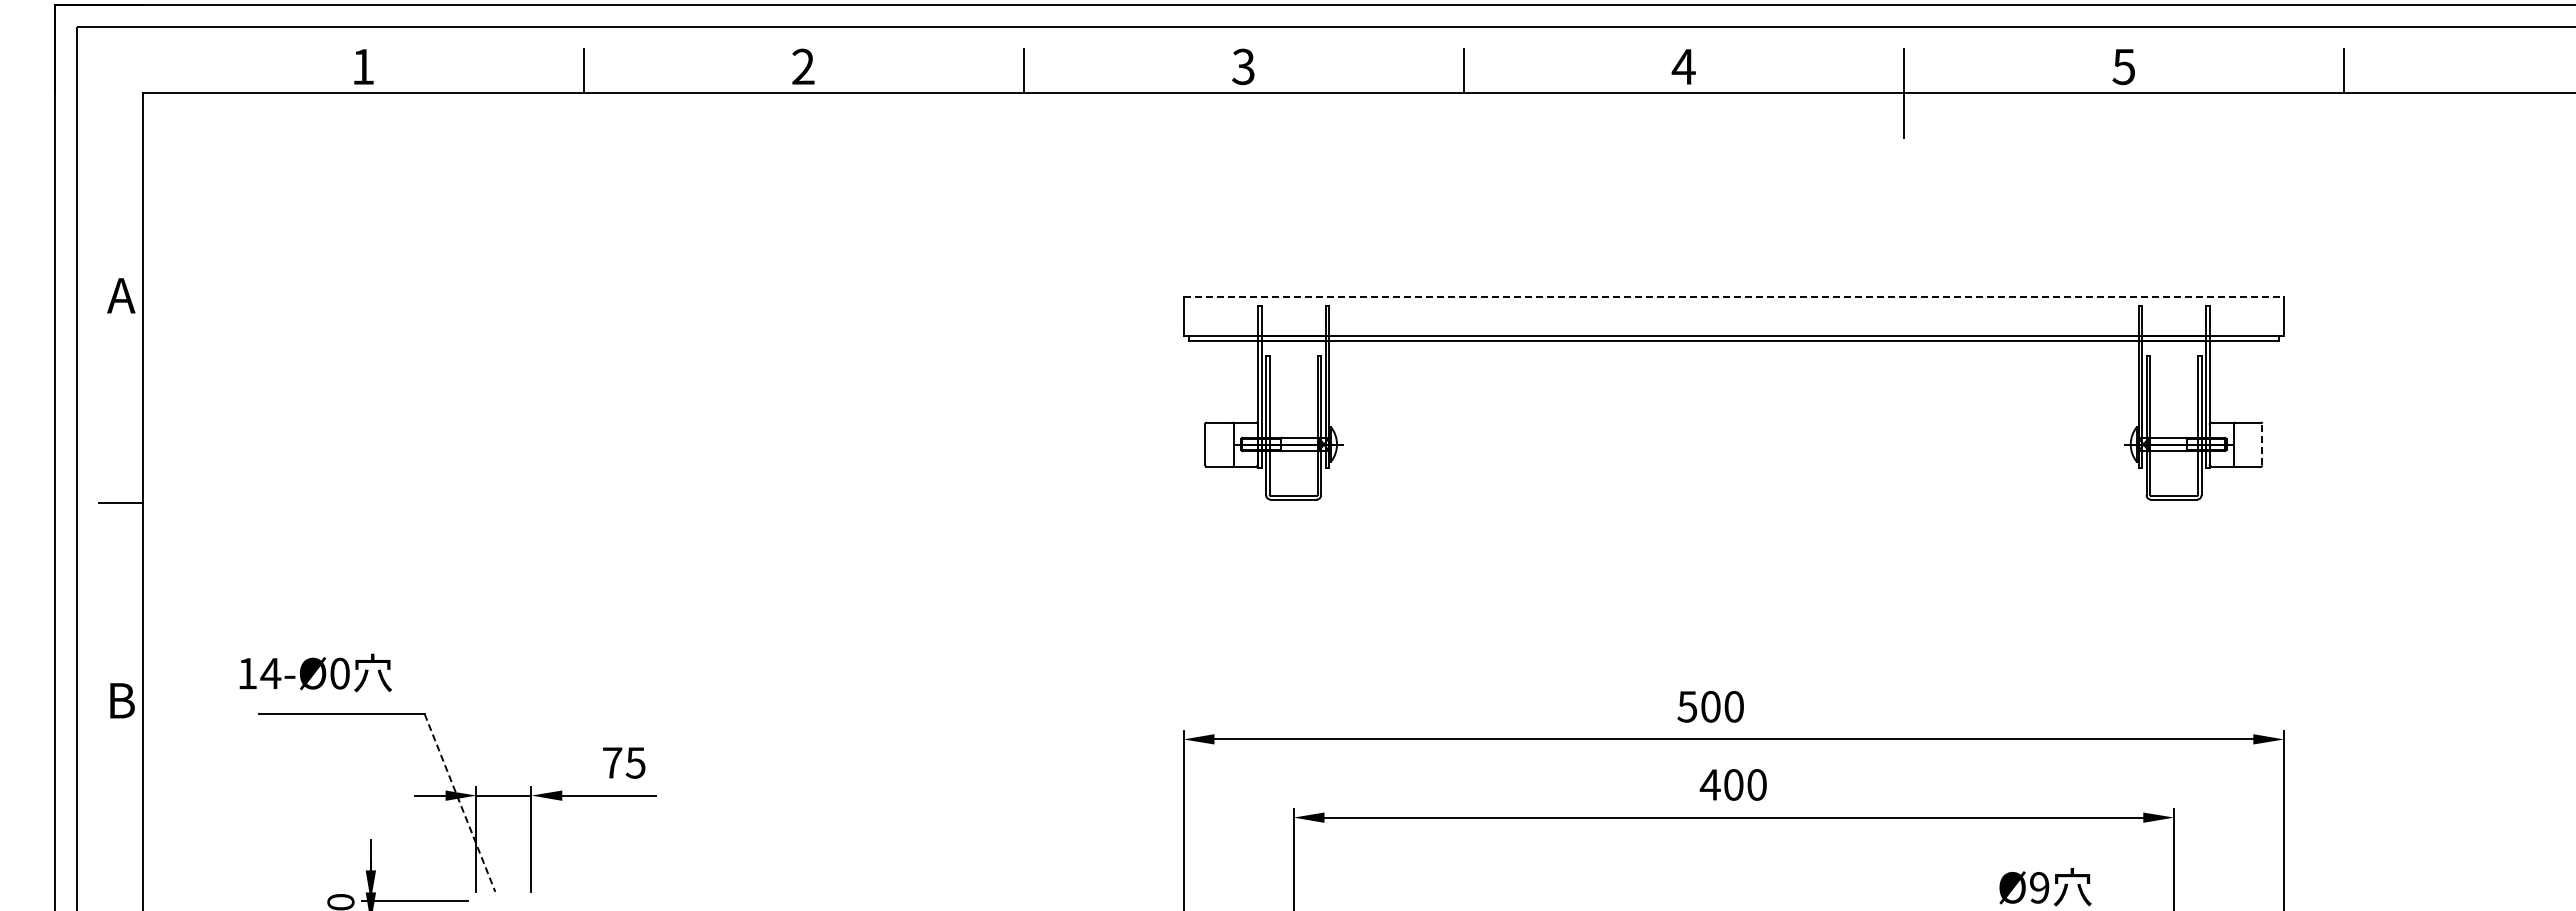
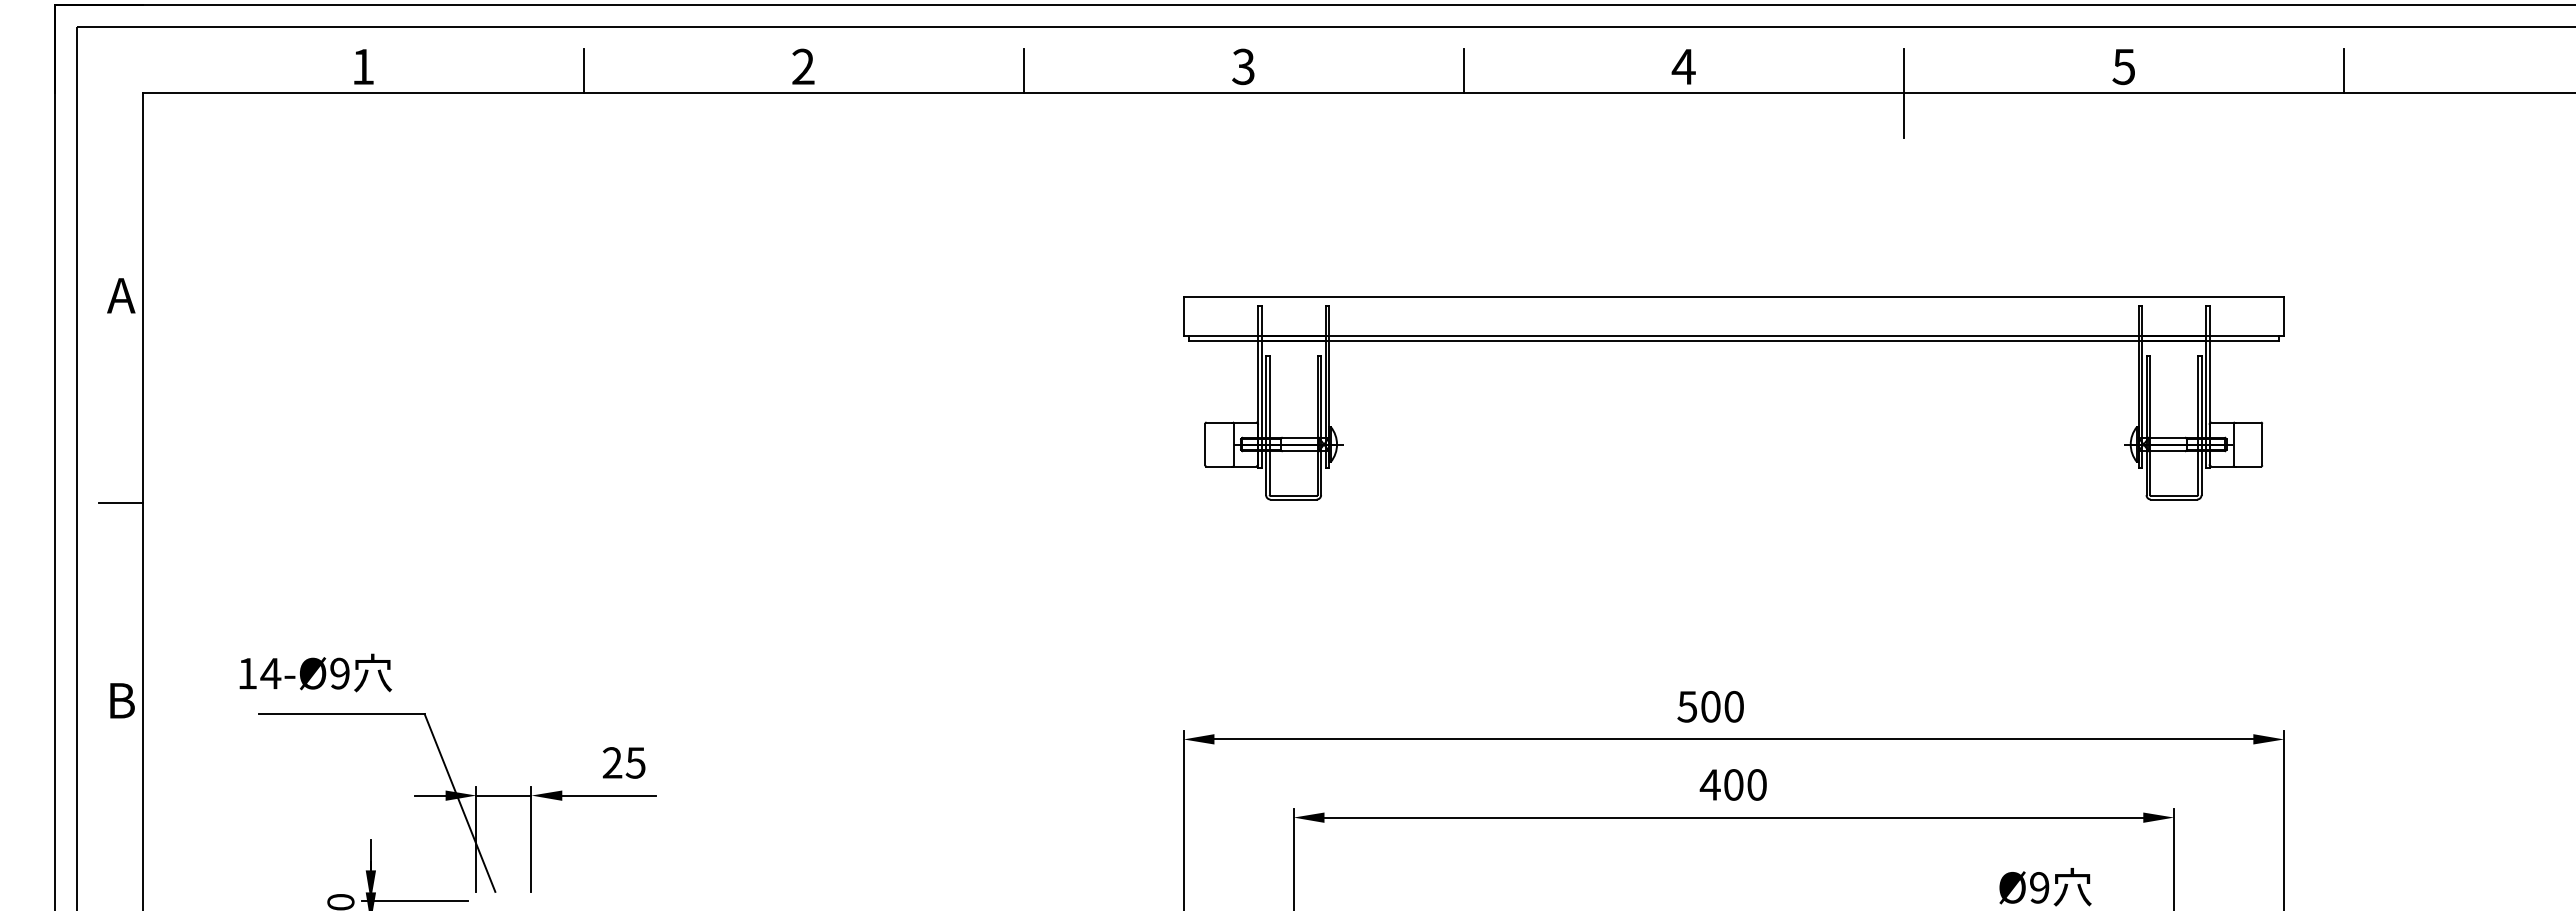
line: dashed -> solid (1734, 297)
line: dashed -> solid (2262, 444)
text: 14-Ø0 -> 14-Ø9 (339, 673)
text: 75 -> 25 (612, 762)
line: dashed -> solid (460, 803)
